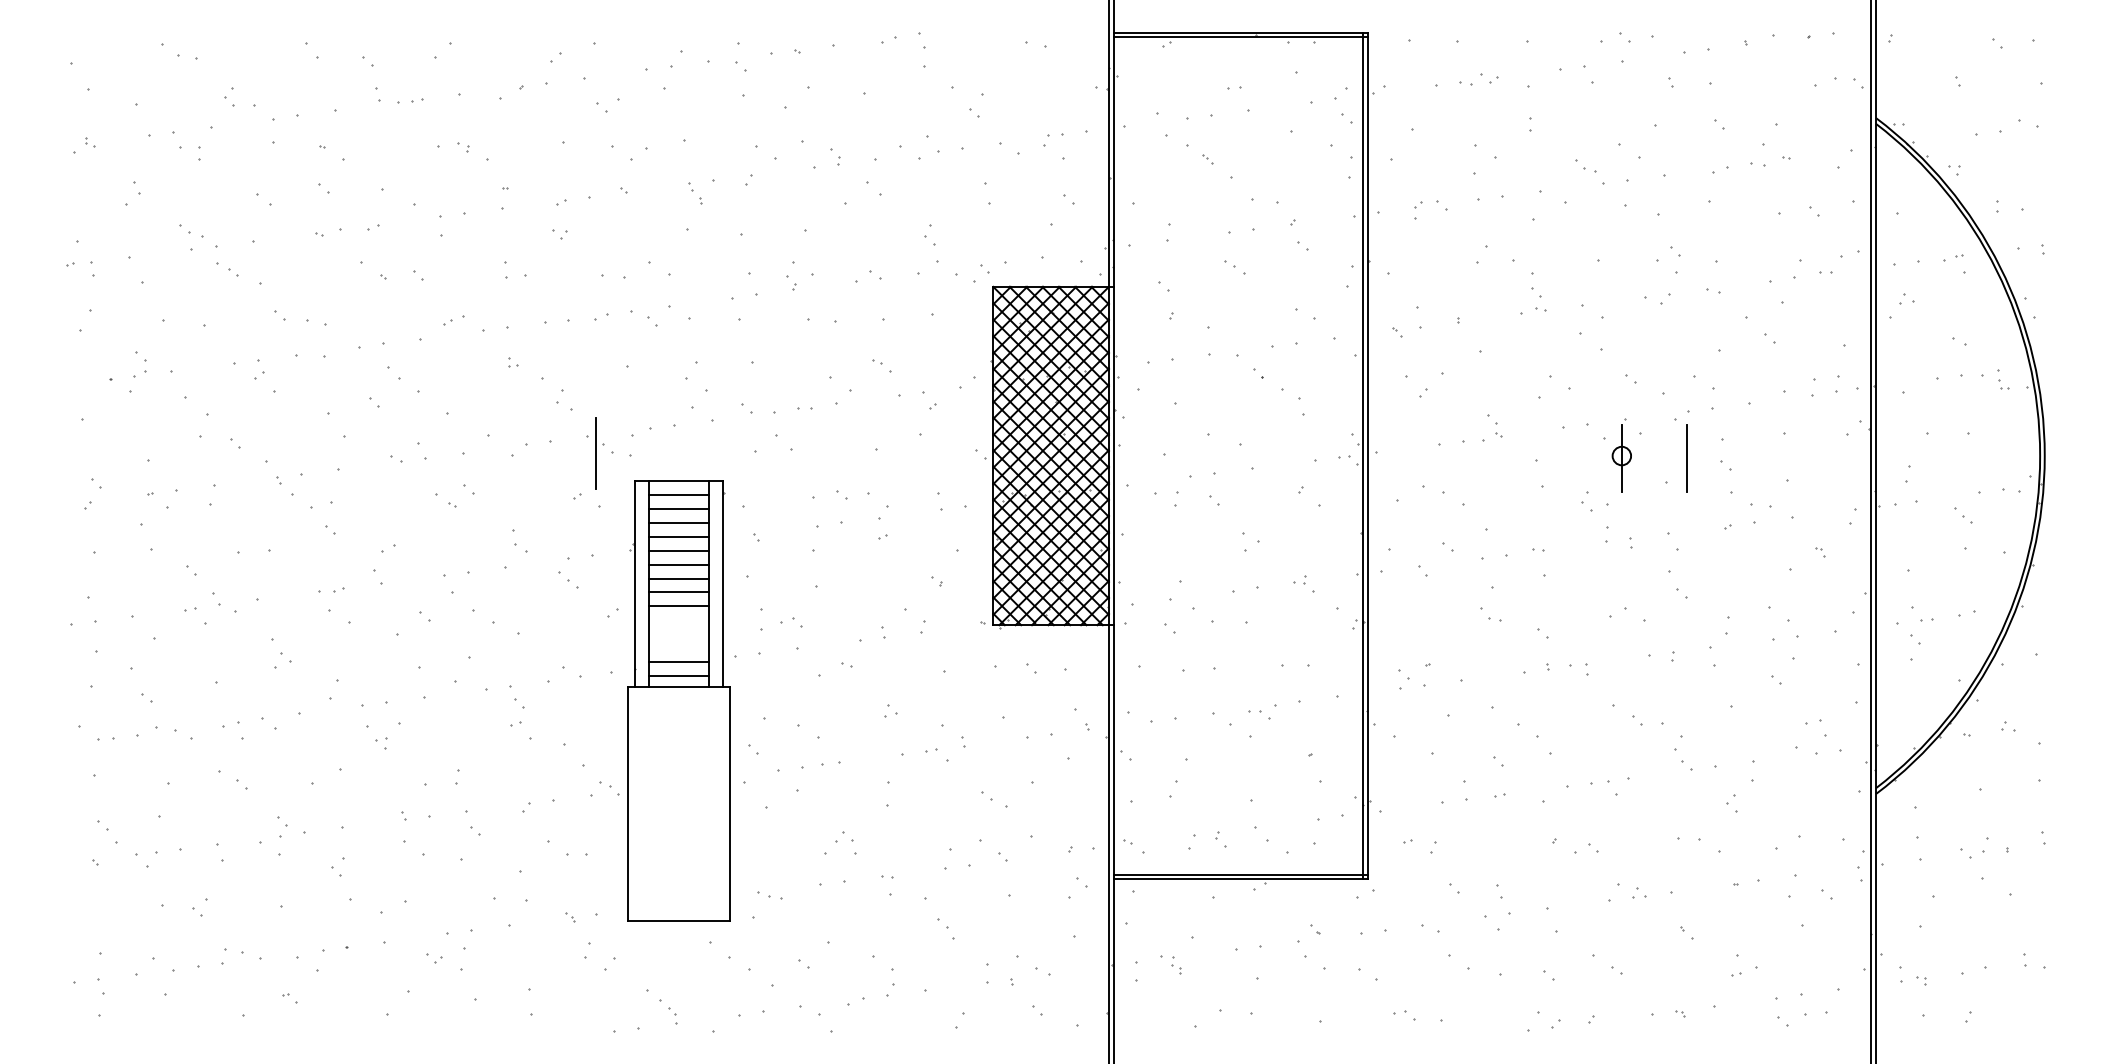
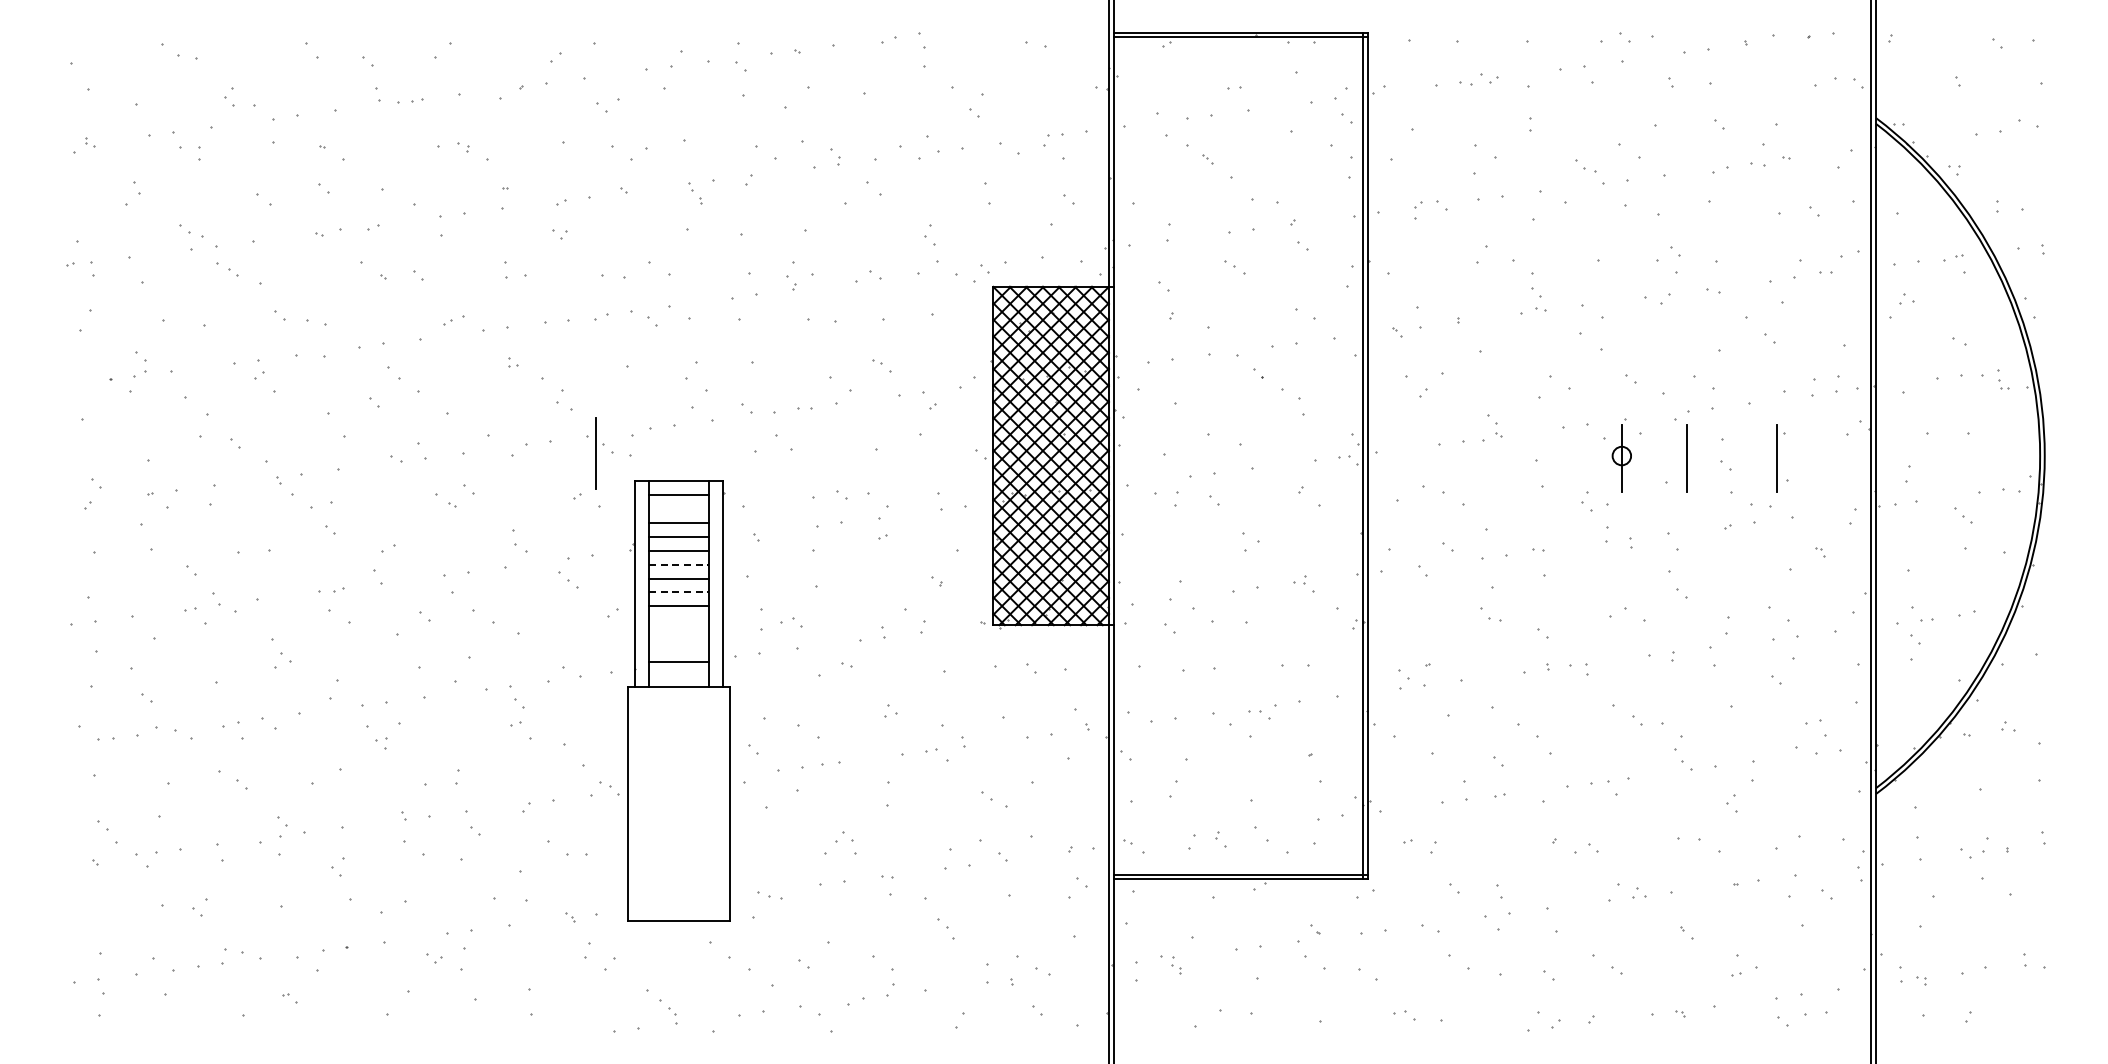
line: none -> present (1776, 458)
line: present -> none (679, 509)
line: solid -> dashed (679, 564)
line: solid -> dashed (679, 592)
line: present -> none (679, 675)
